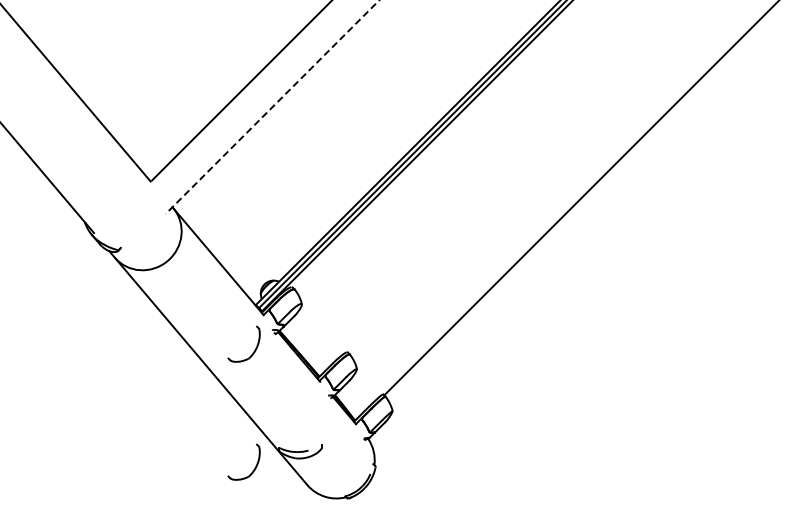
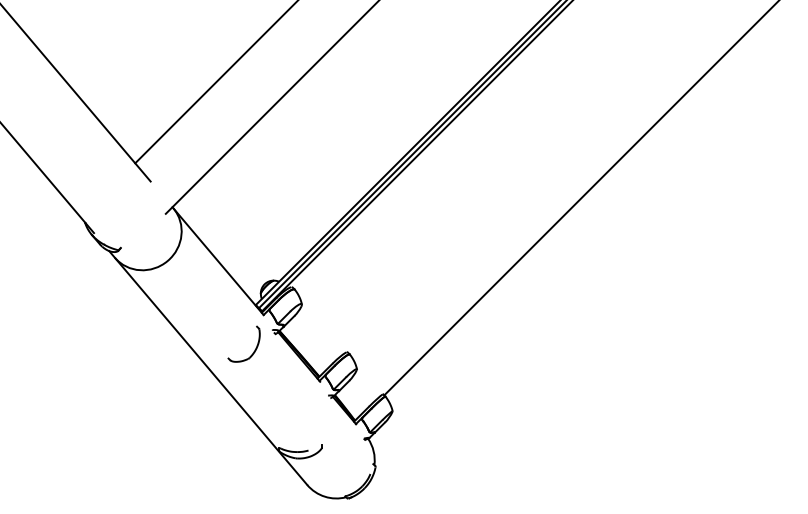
line position: (240, 91) -> (215, 82) (215, 82)
line: dashed -> solid (272, 107)
part: present -> none (254, 467)
